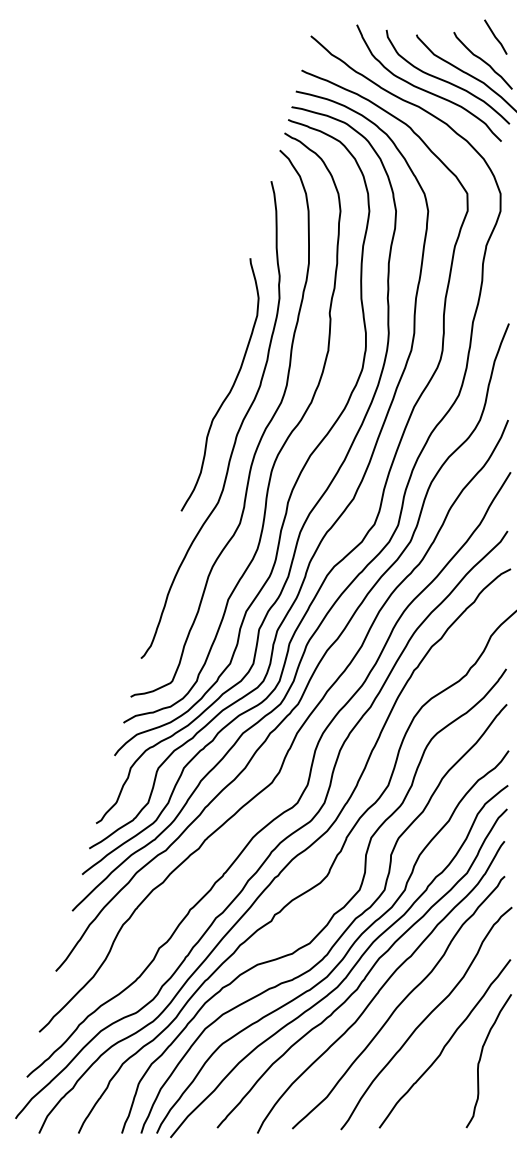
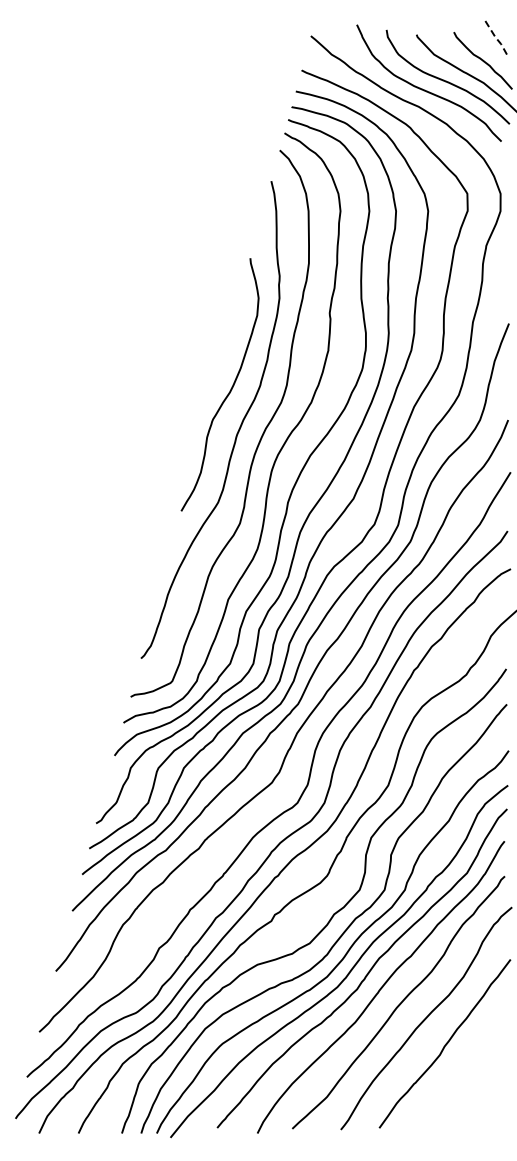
line: solid -> dashed (495, 37)
curve: present -> none (481, 1058)
